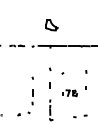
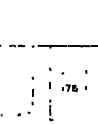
part: present -> none (51, 25)
part position: (70, 93) -> (70, 88) (70, 88)
part: present -> none (80, 116)
